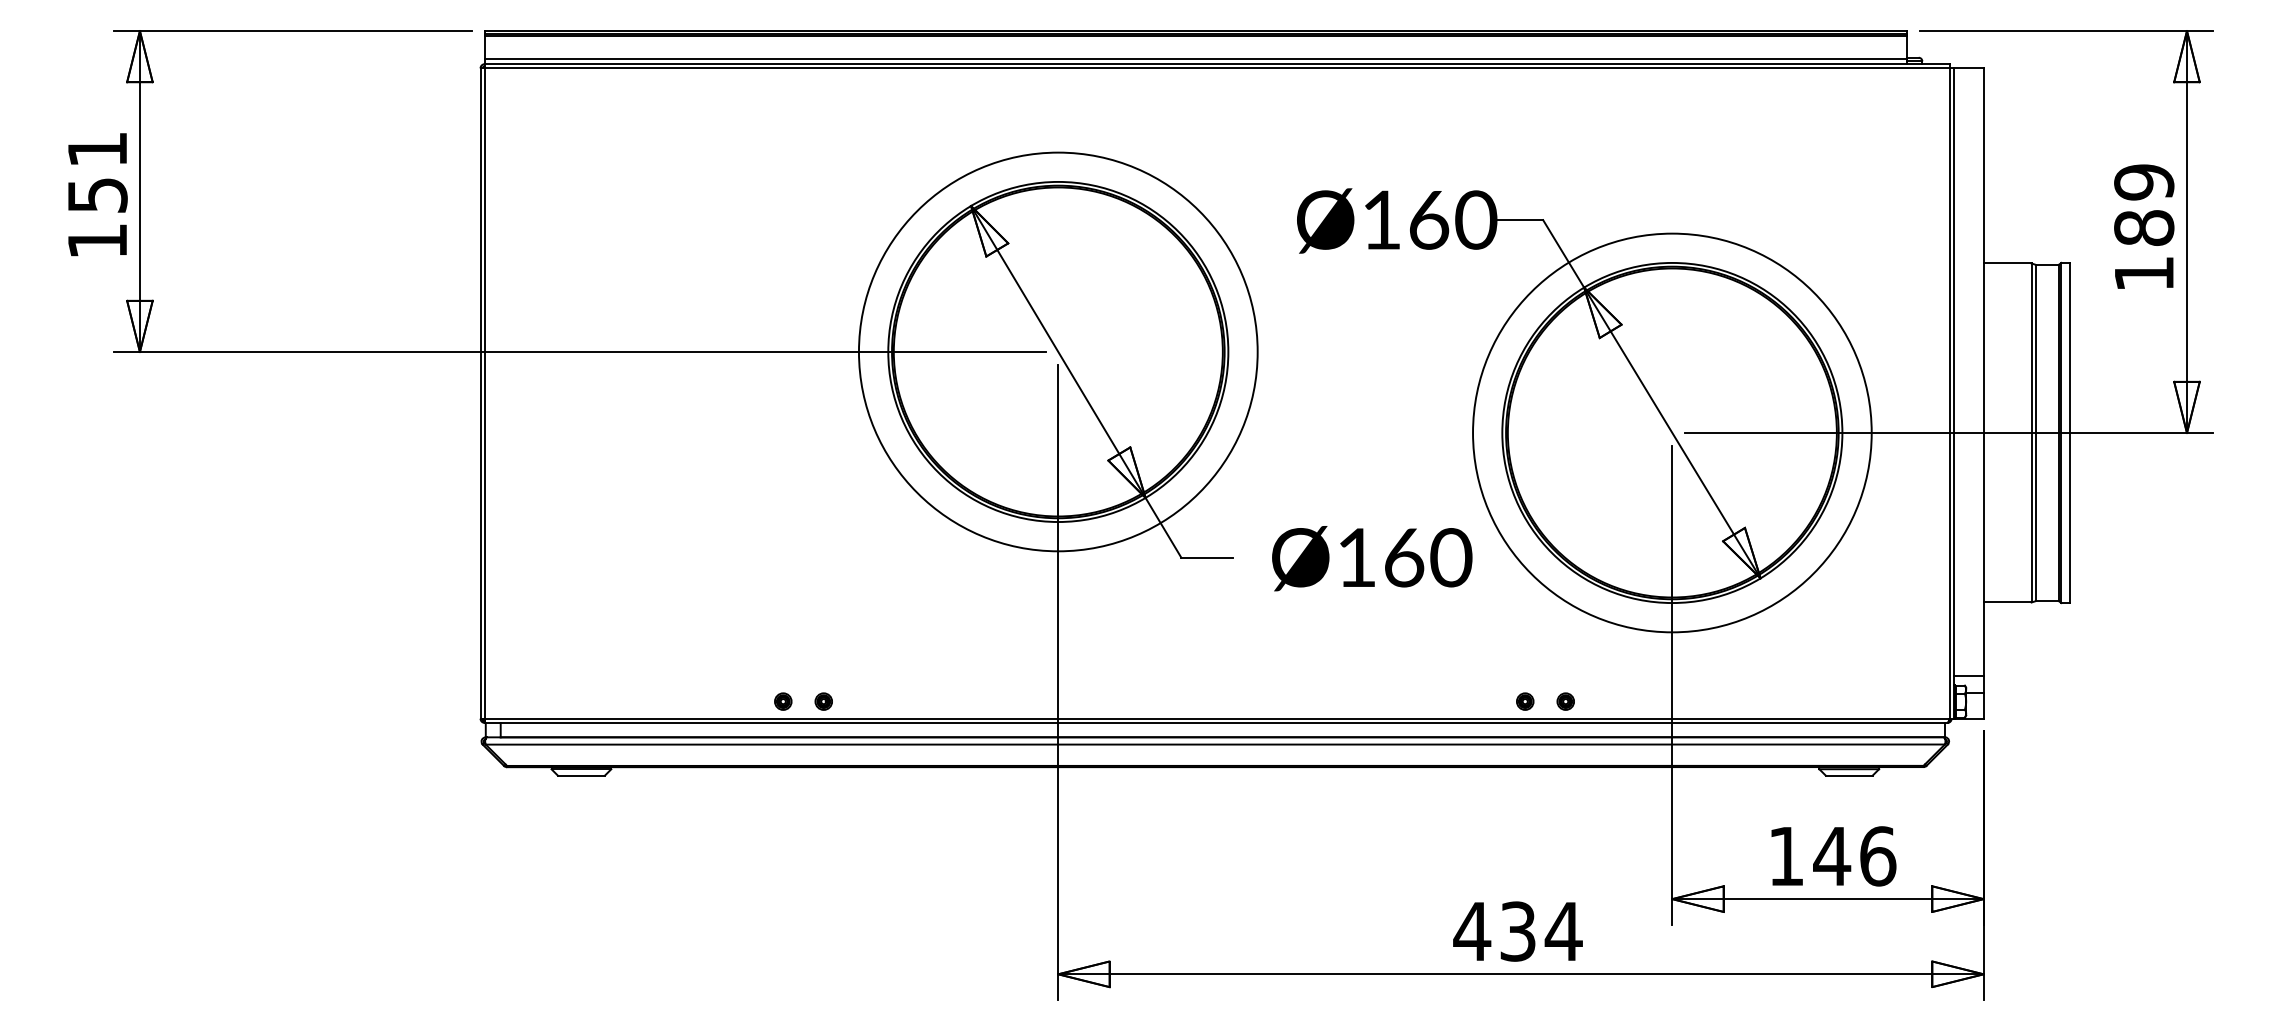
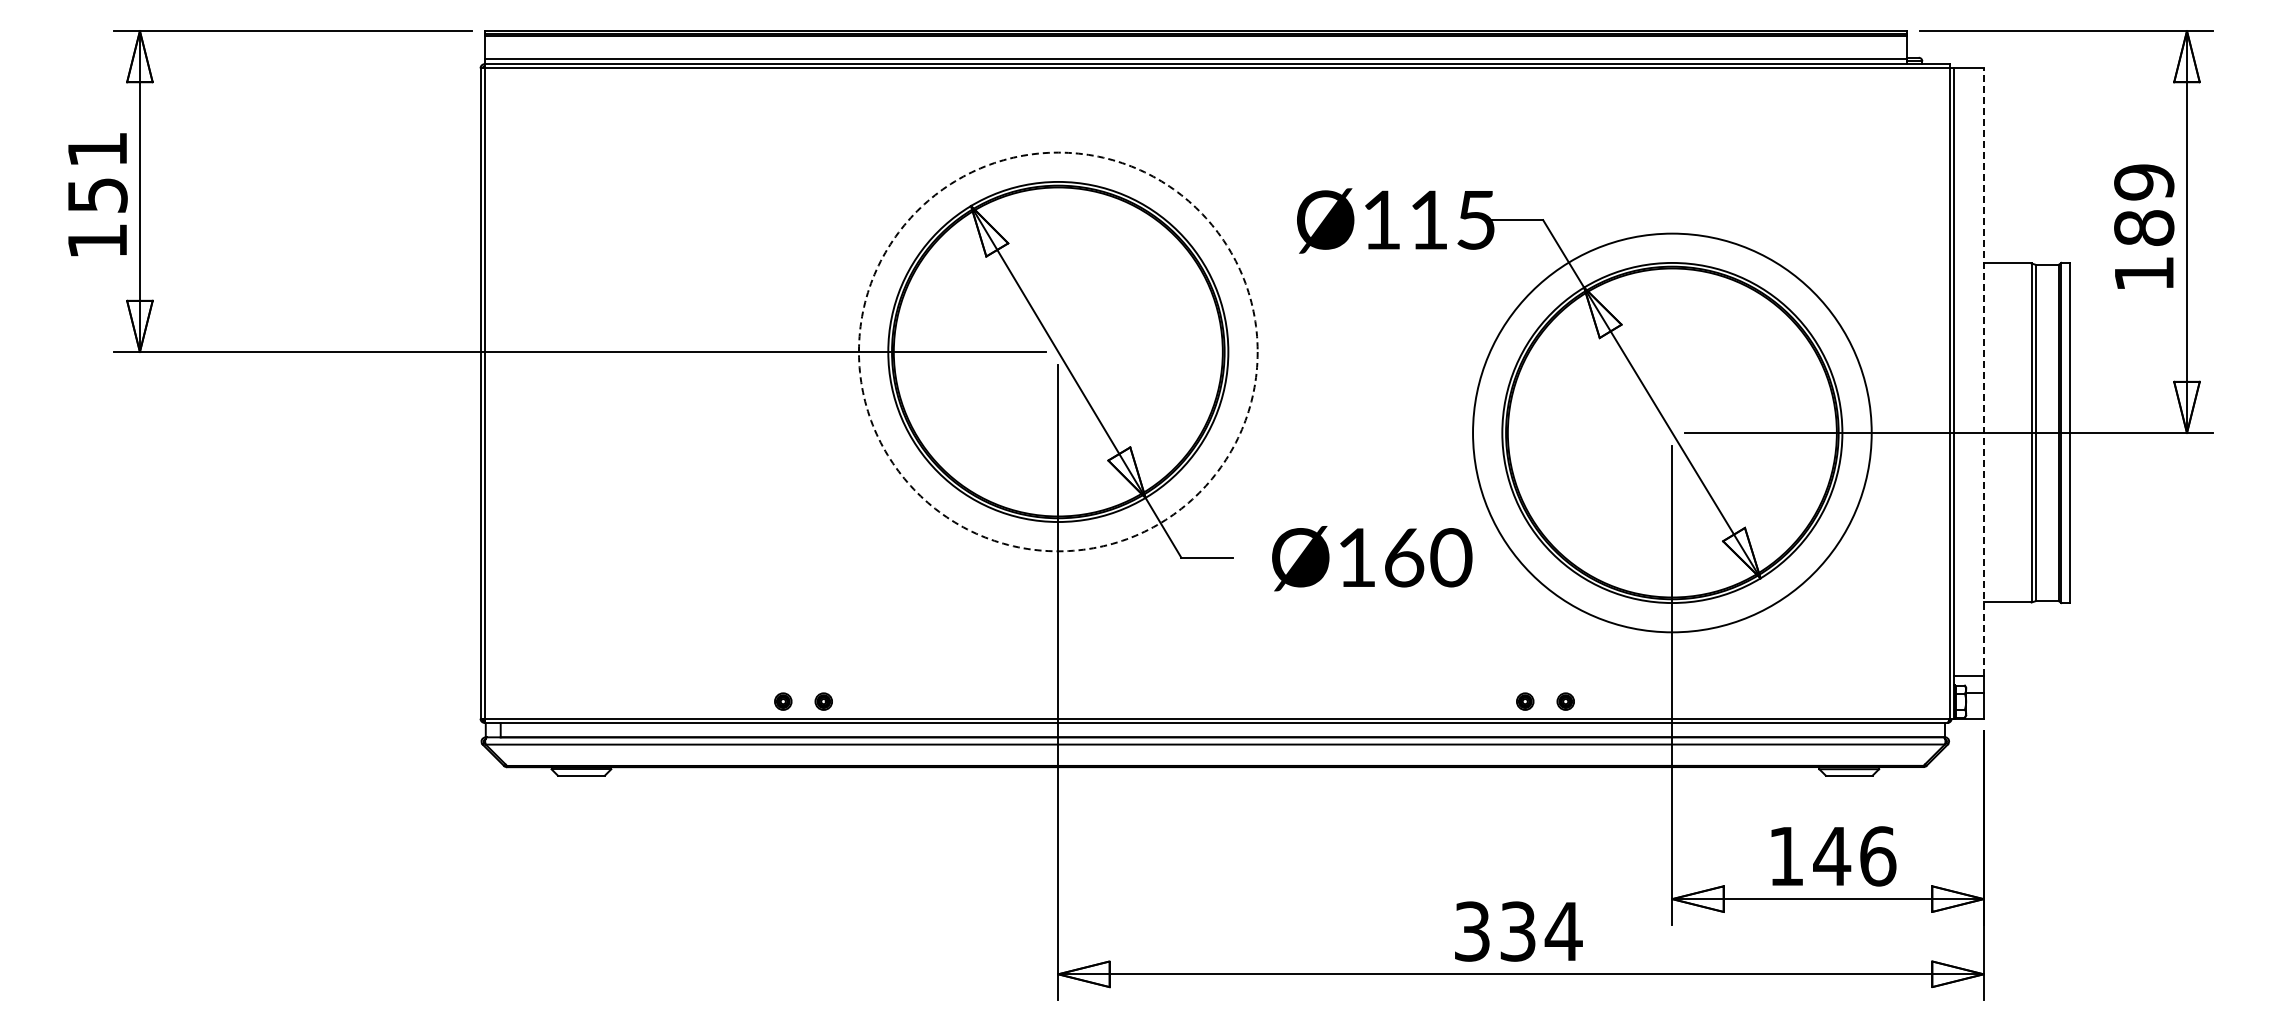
text: Ø160 -> Ø115 (1453, 219)
circle: solid -> dashed (1057, 351)
line: solid -> dashed (1983, 372)
text: 434 -> 334 (1472, 931)
